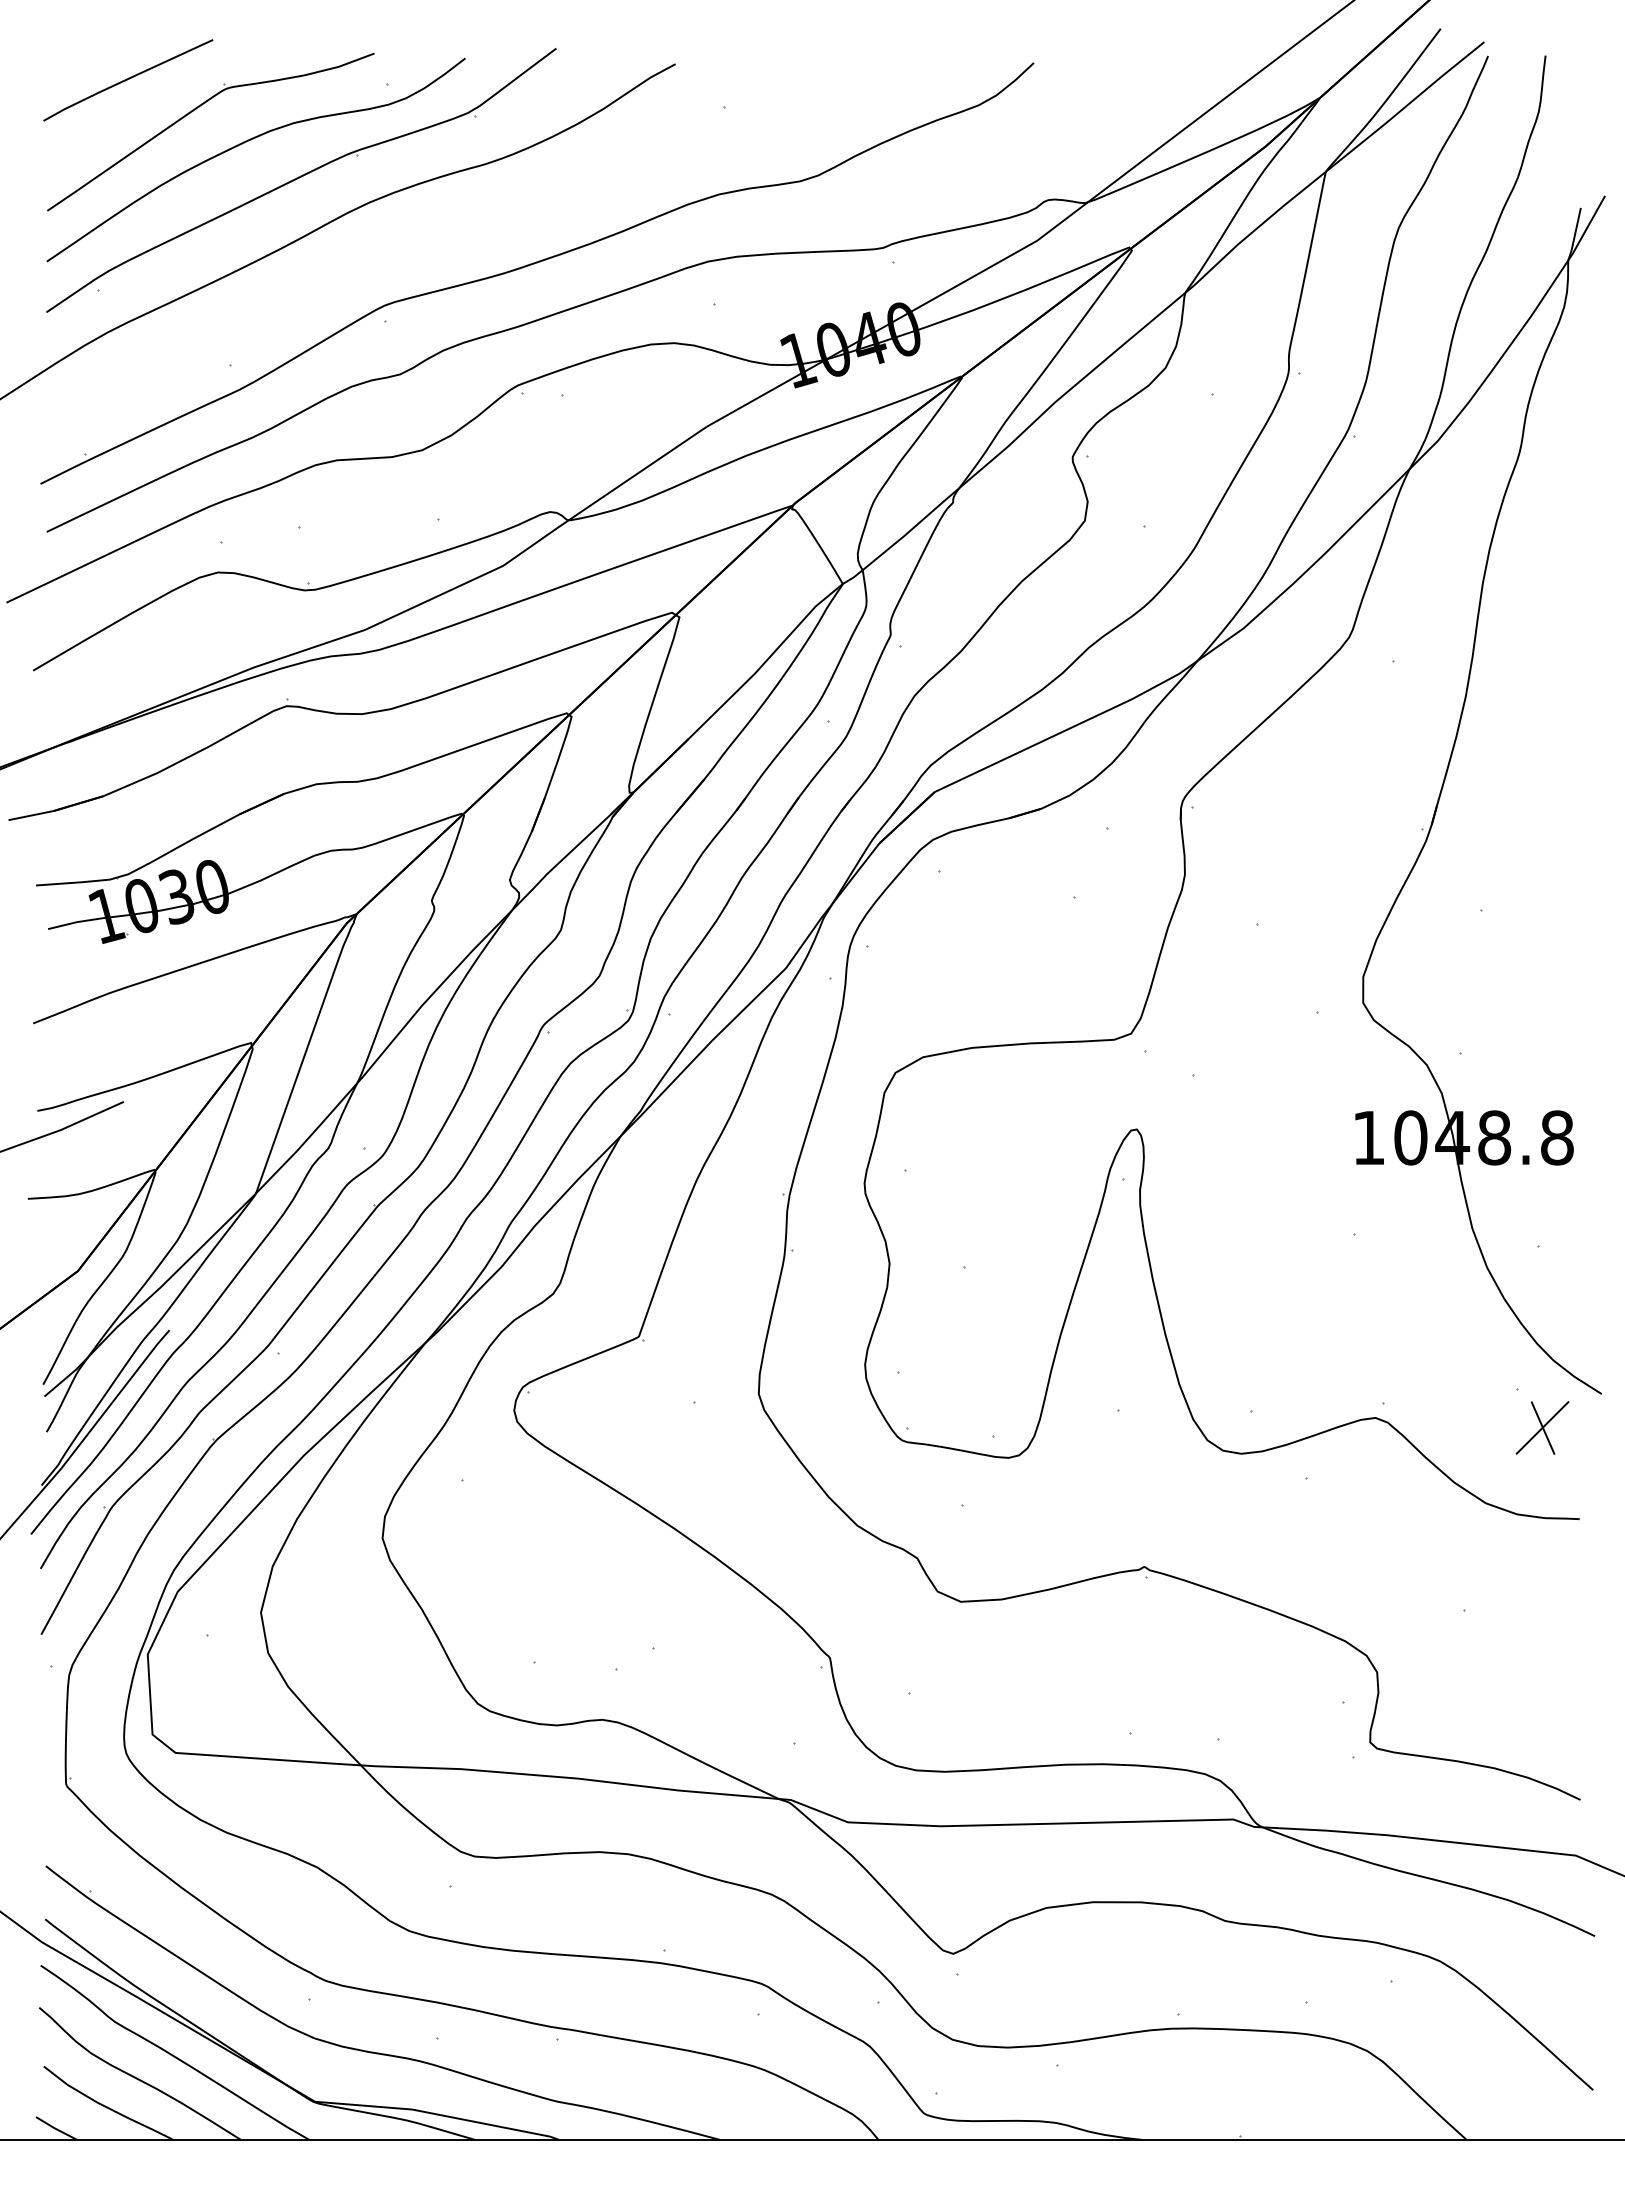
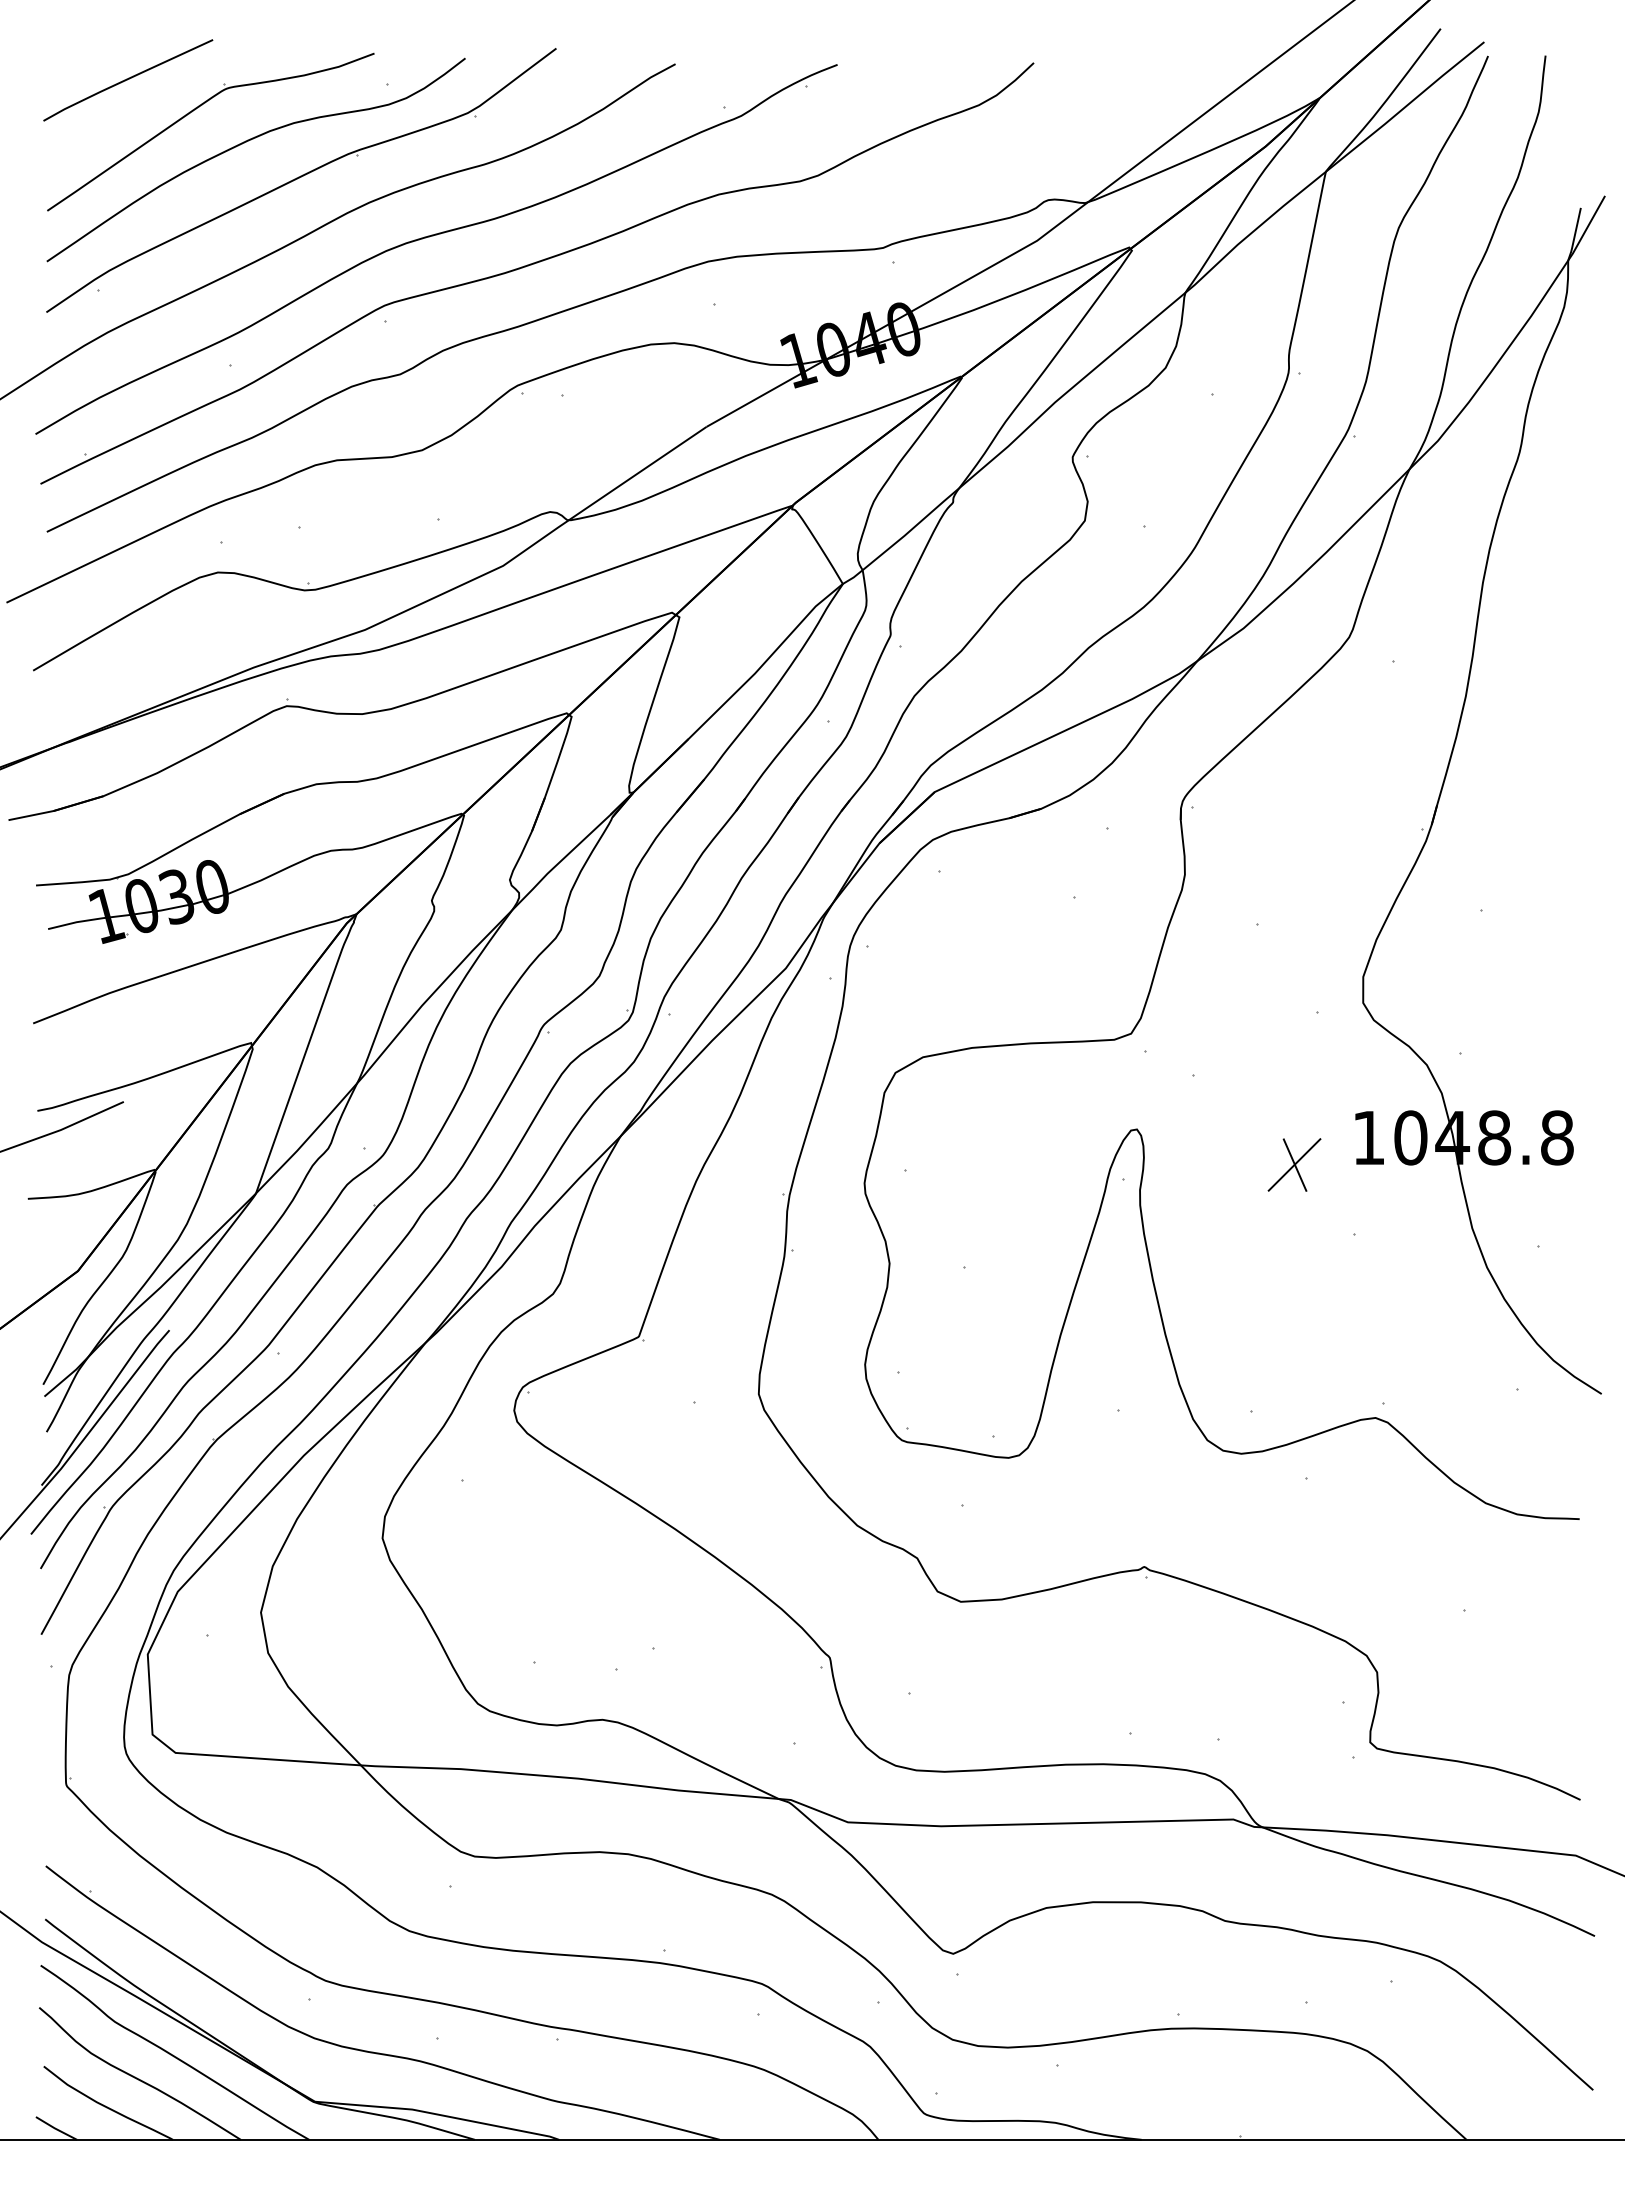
part: none -> present (433, 236)
part position: (1542, 1427) -> (1294, 1164) (1294, 1164)
